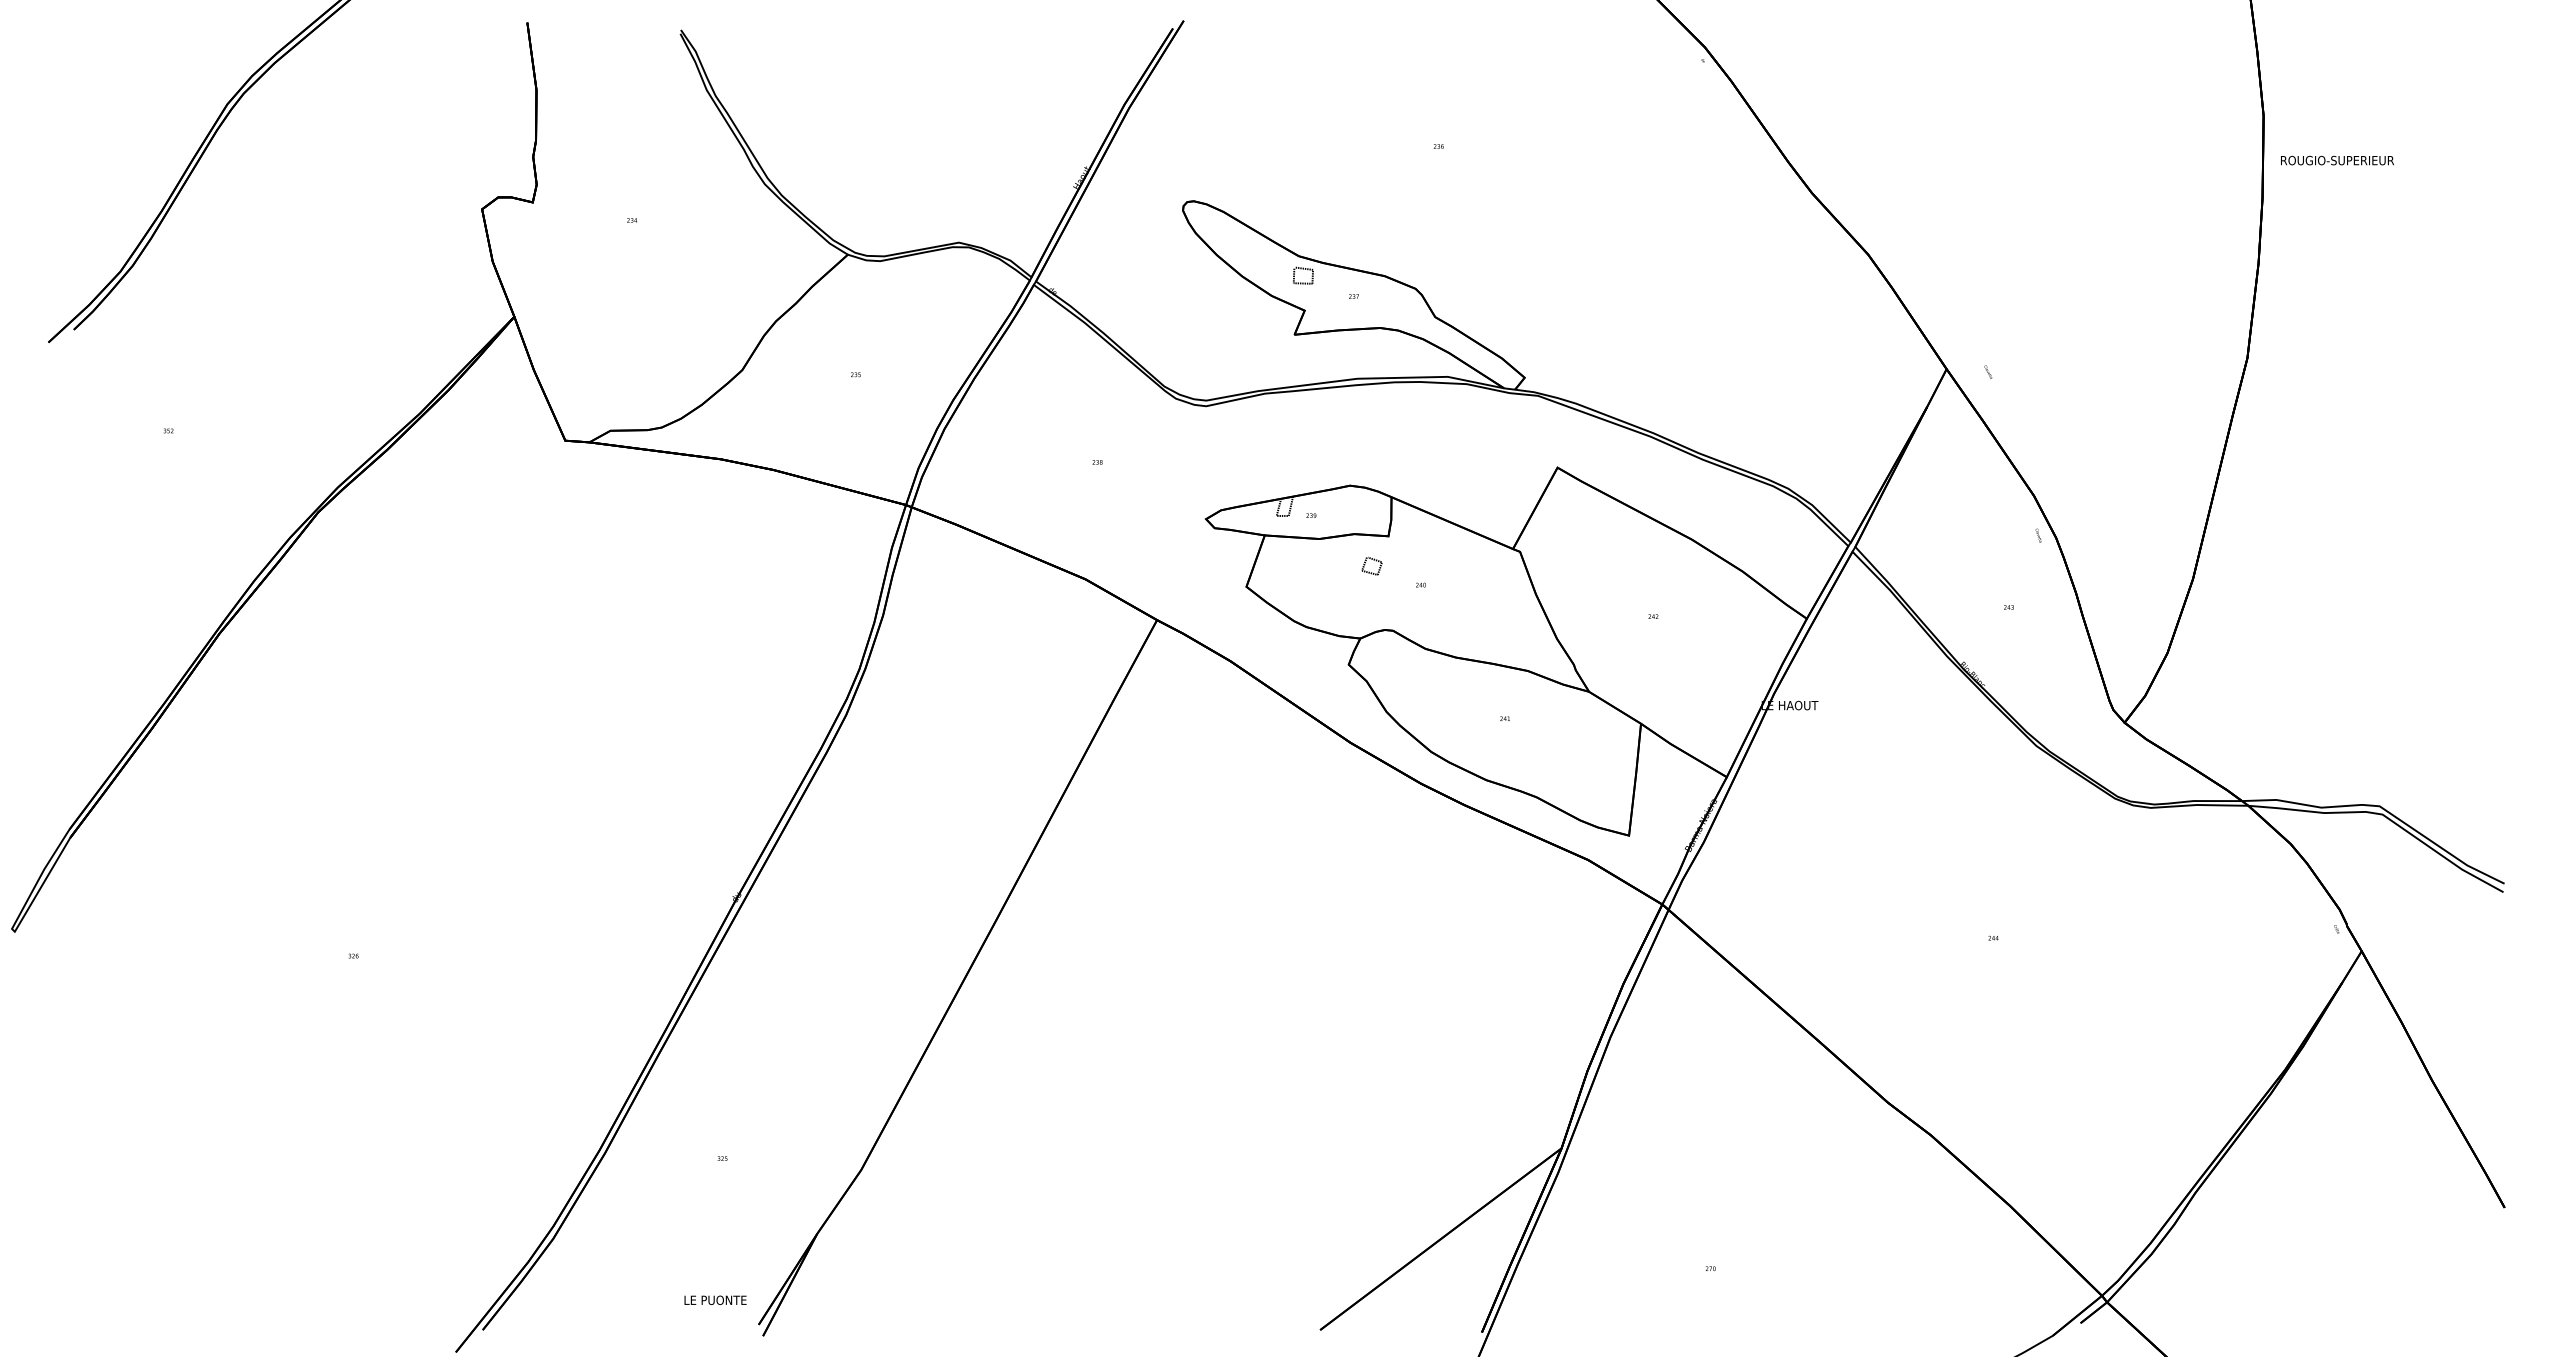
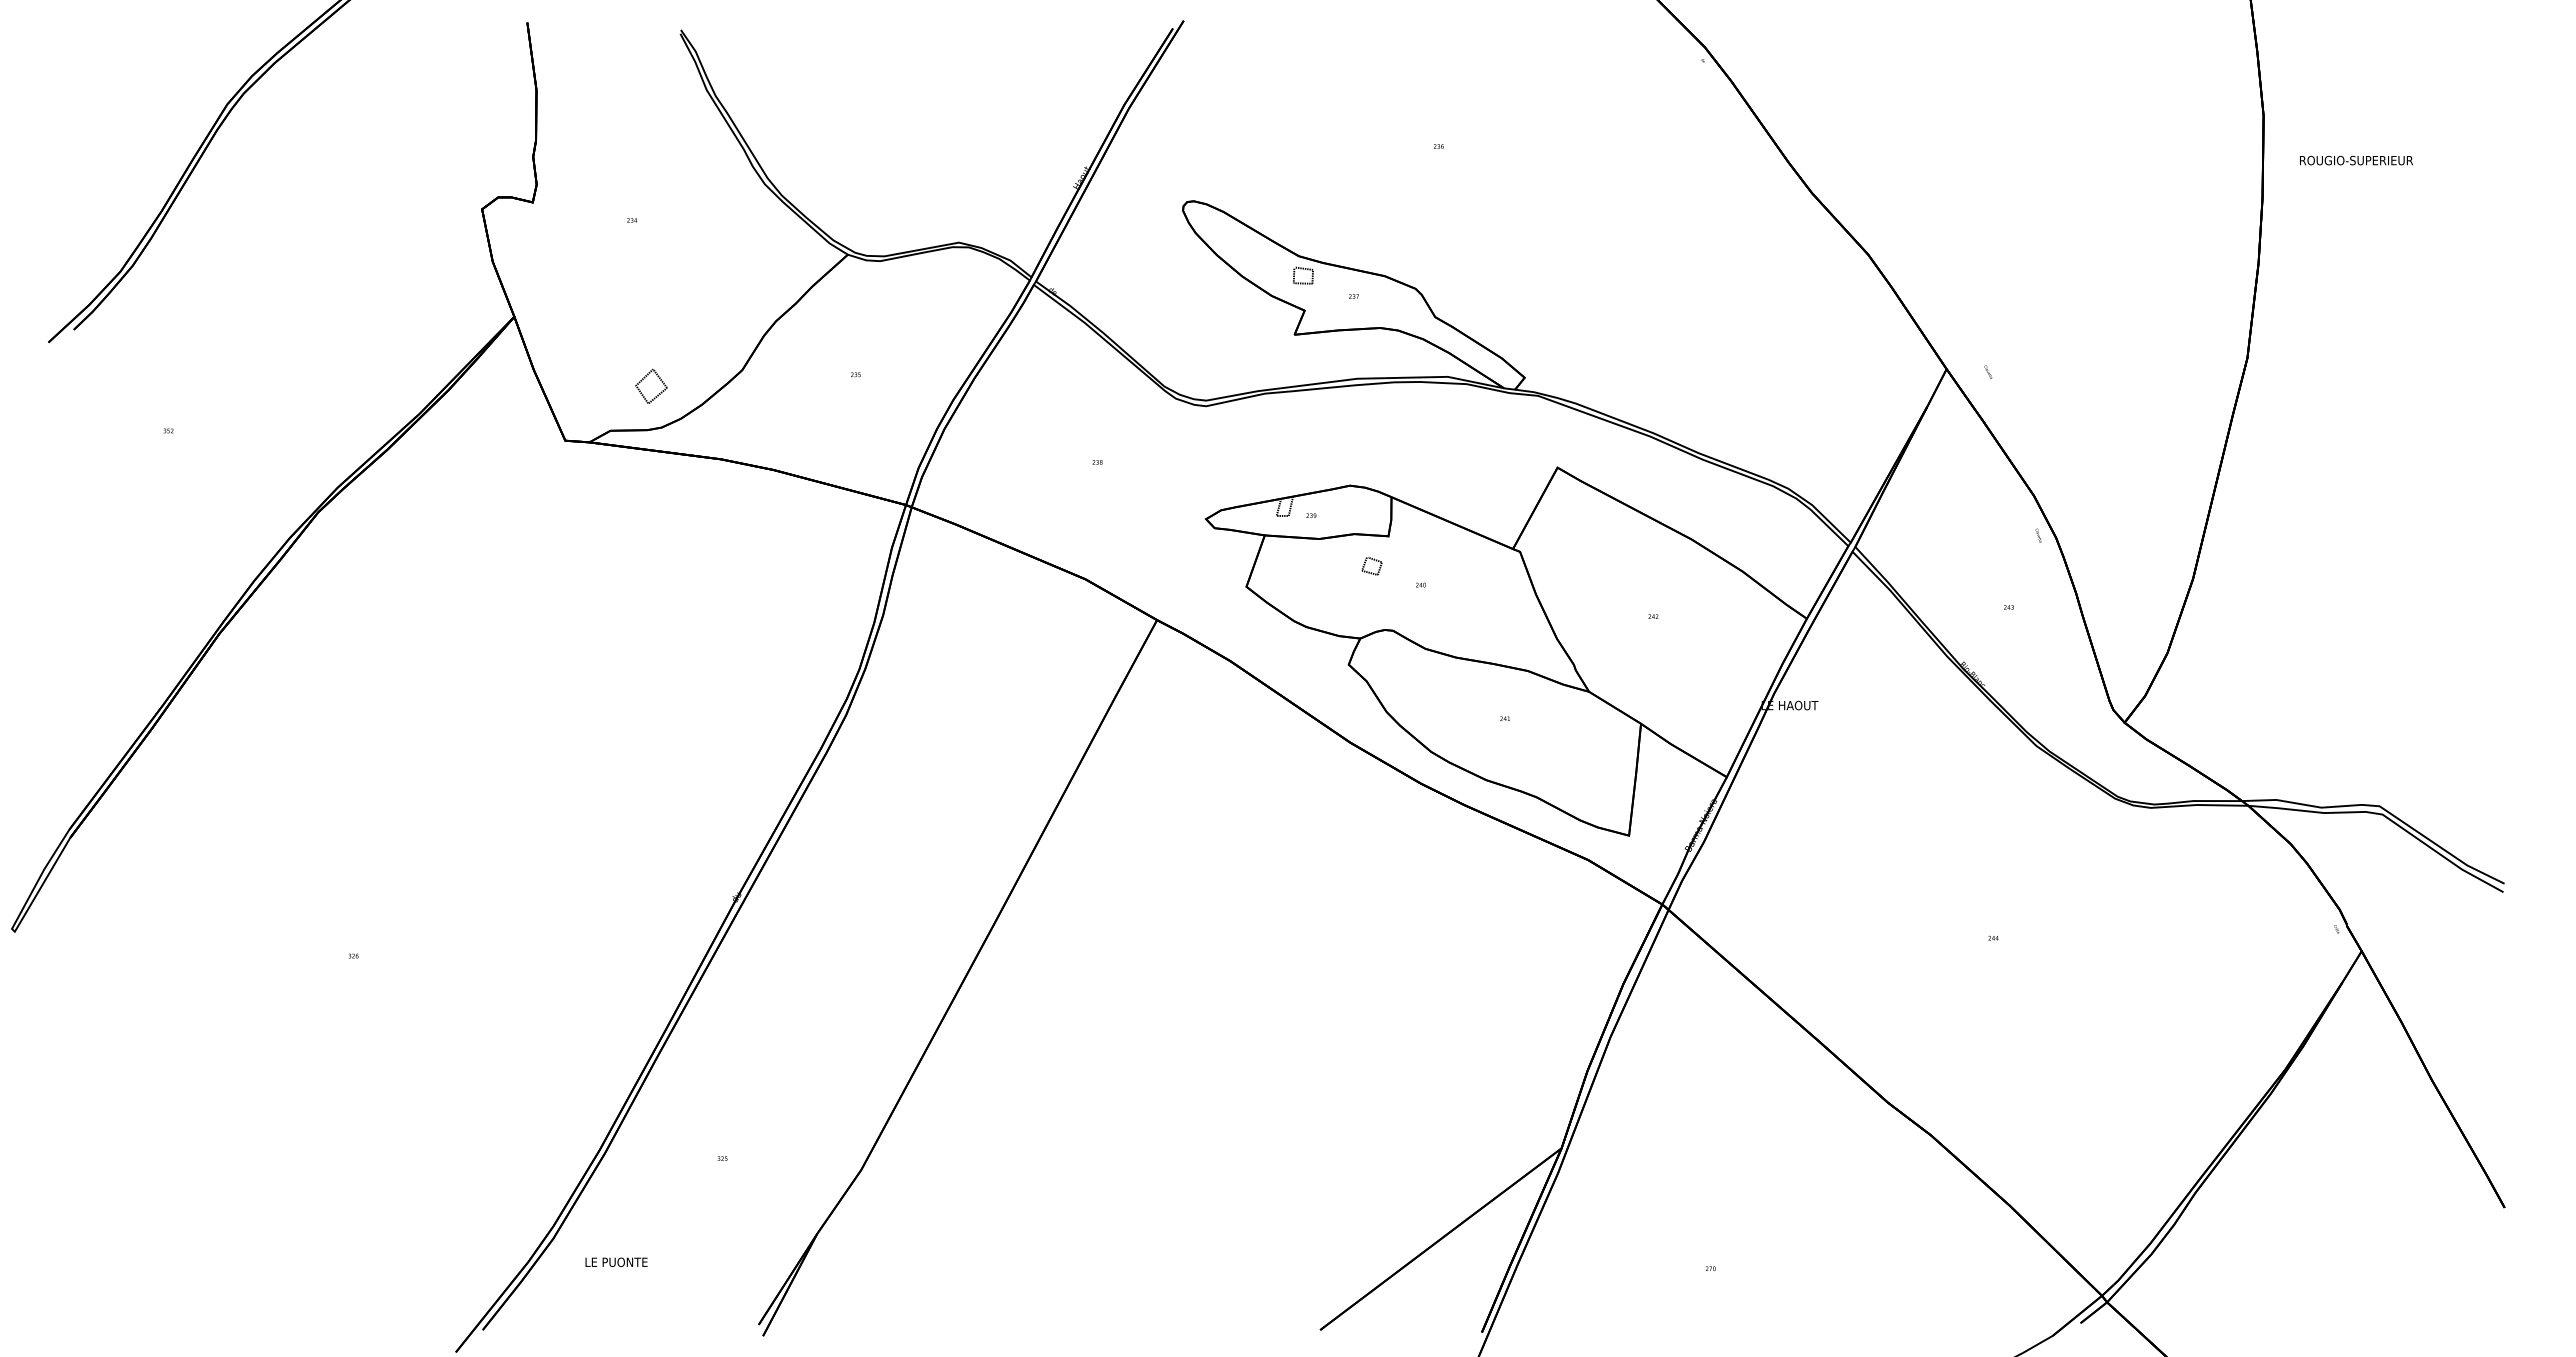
text position: (2337, 160) -> (2356, 160) (2356, 160)
part: none -> present (651, 385)
text position: (715, 1299) -> (616, 1261) (616, 1261)
